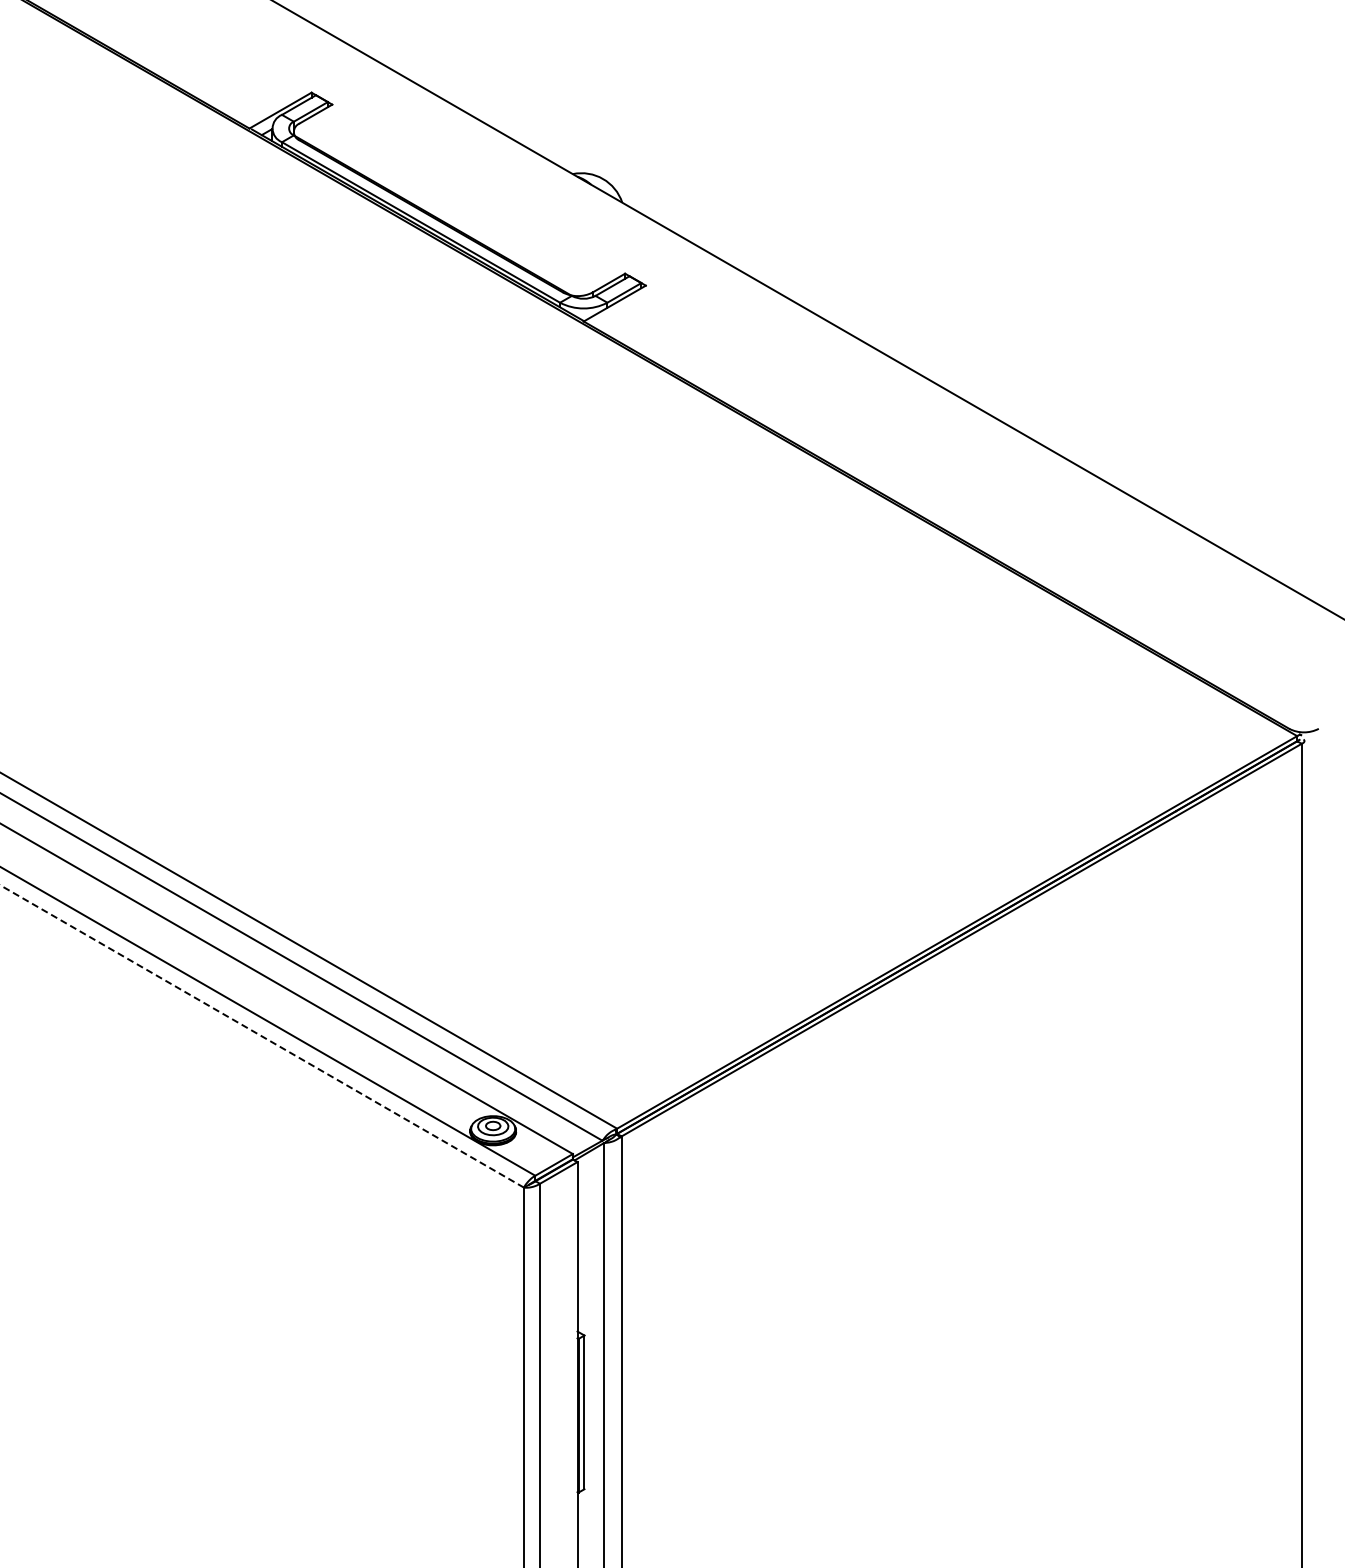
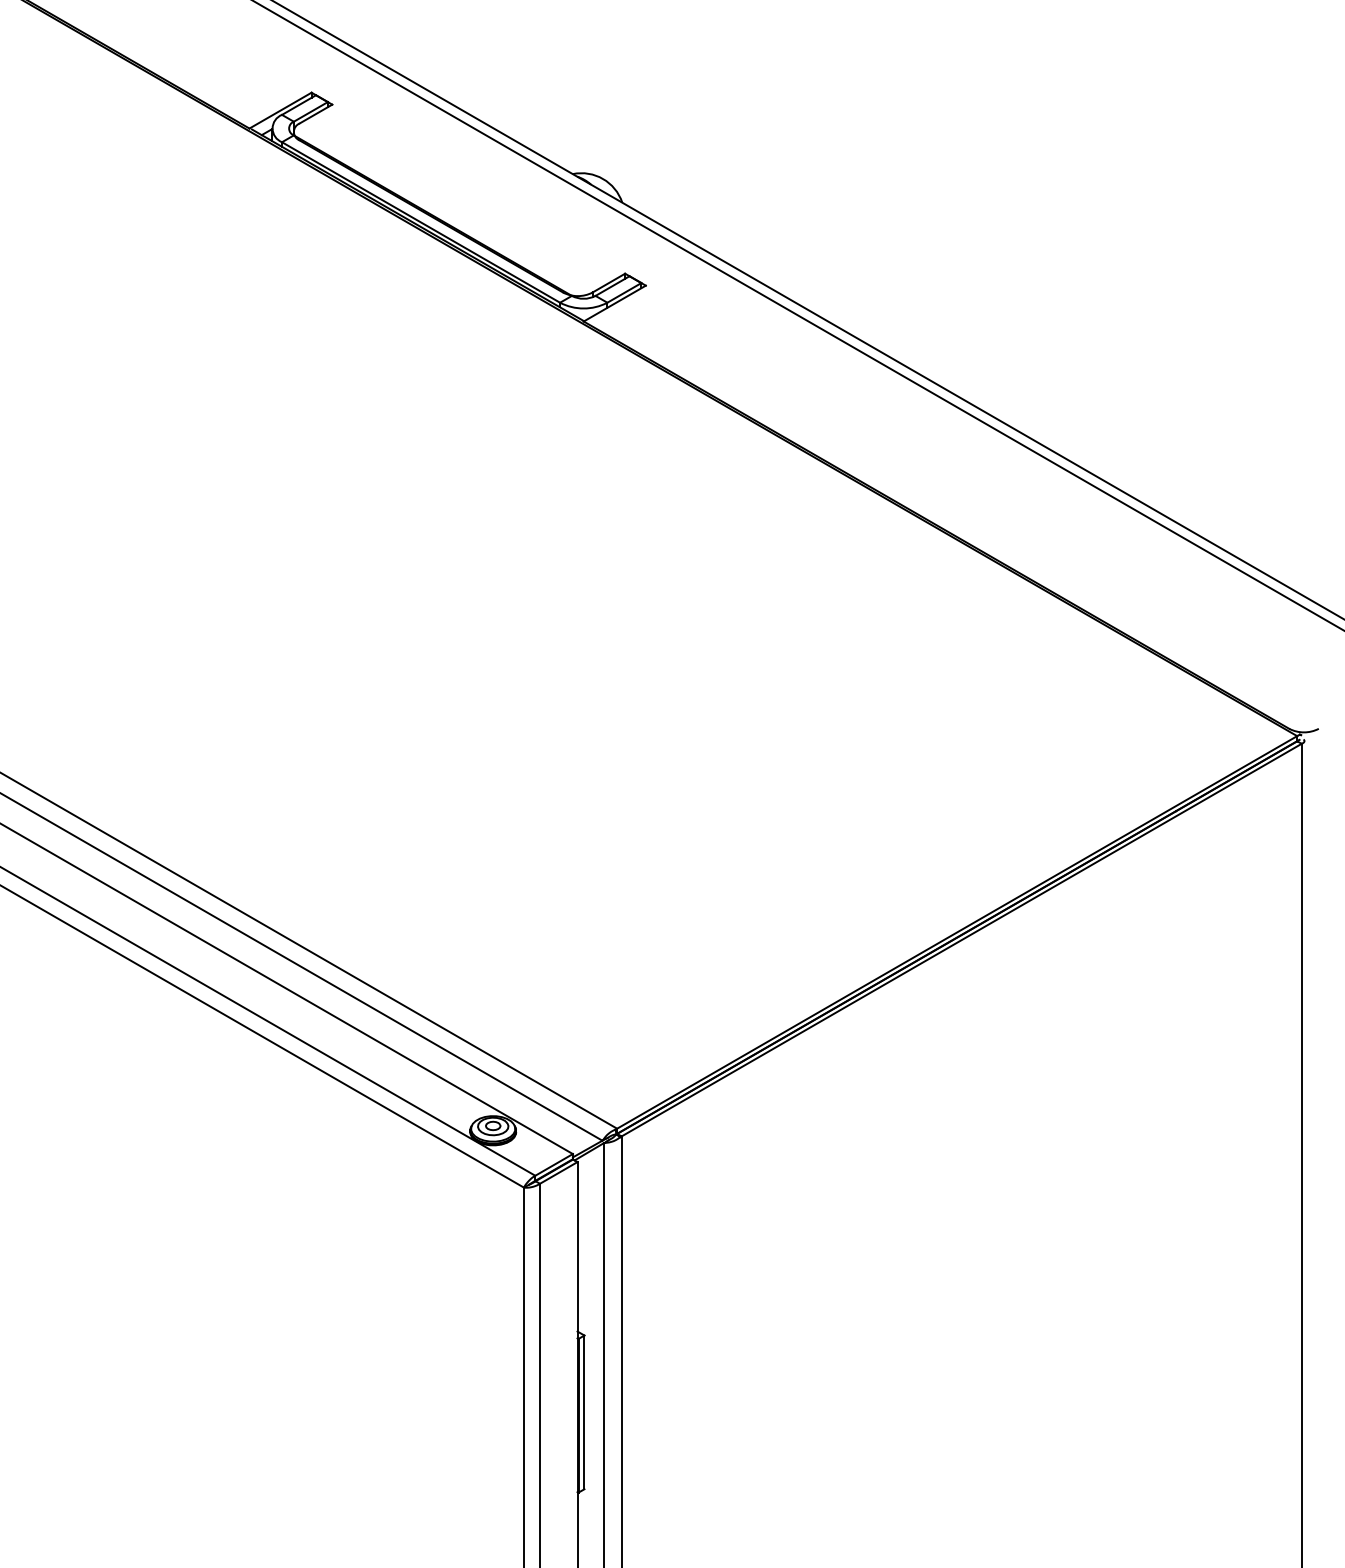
line: none -> present (798, 315)
line: dashed -> solid (261, 1036)
